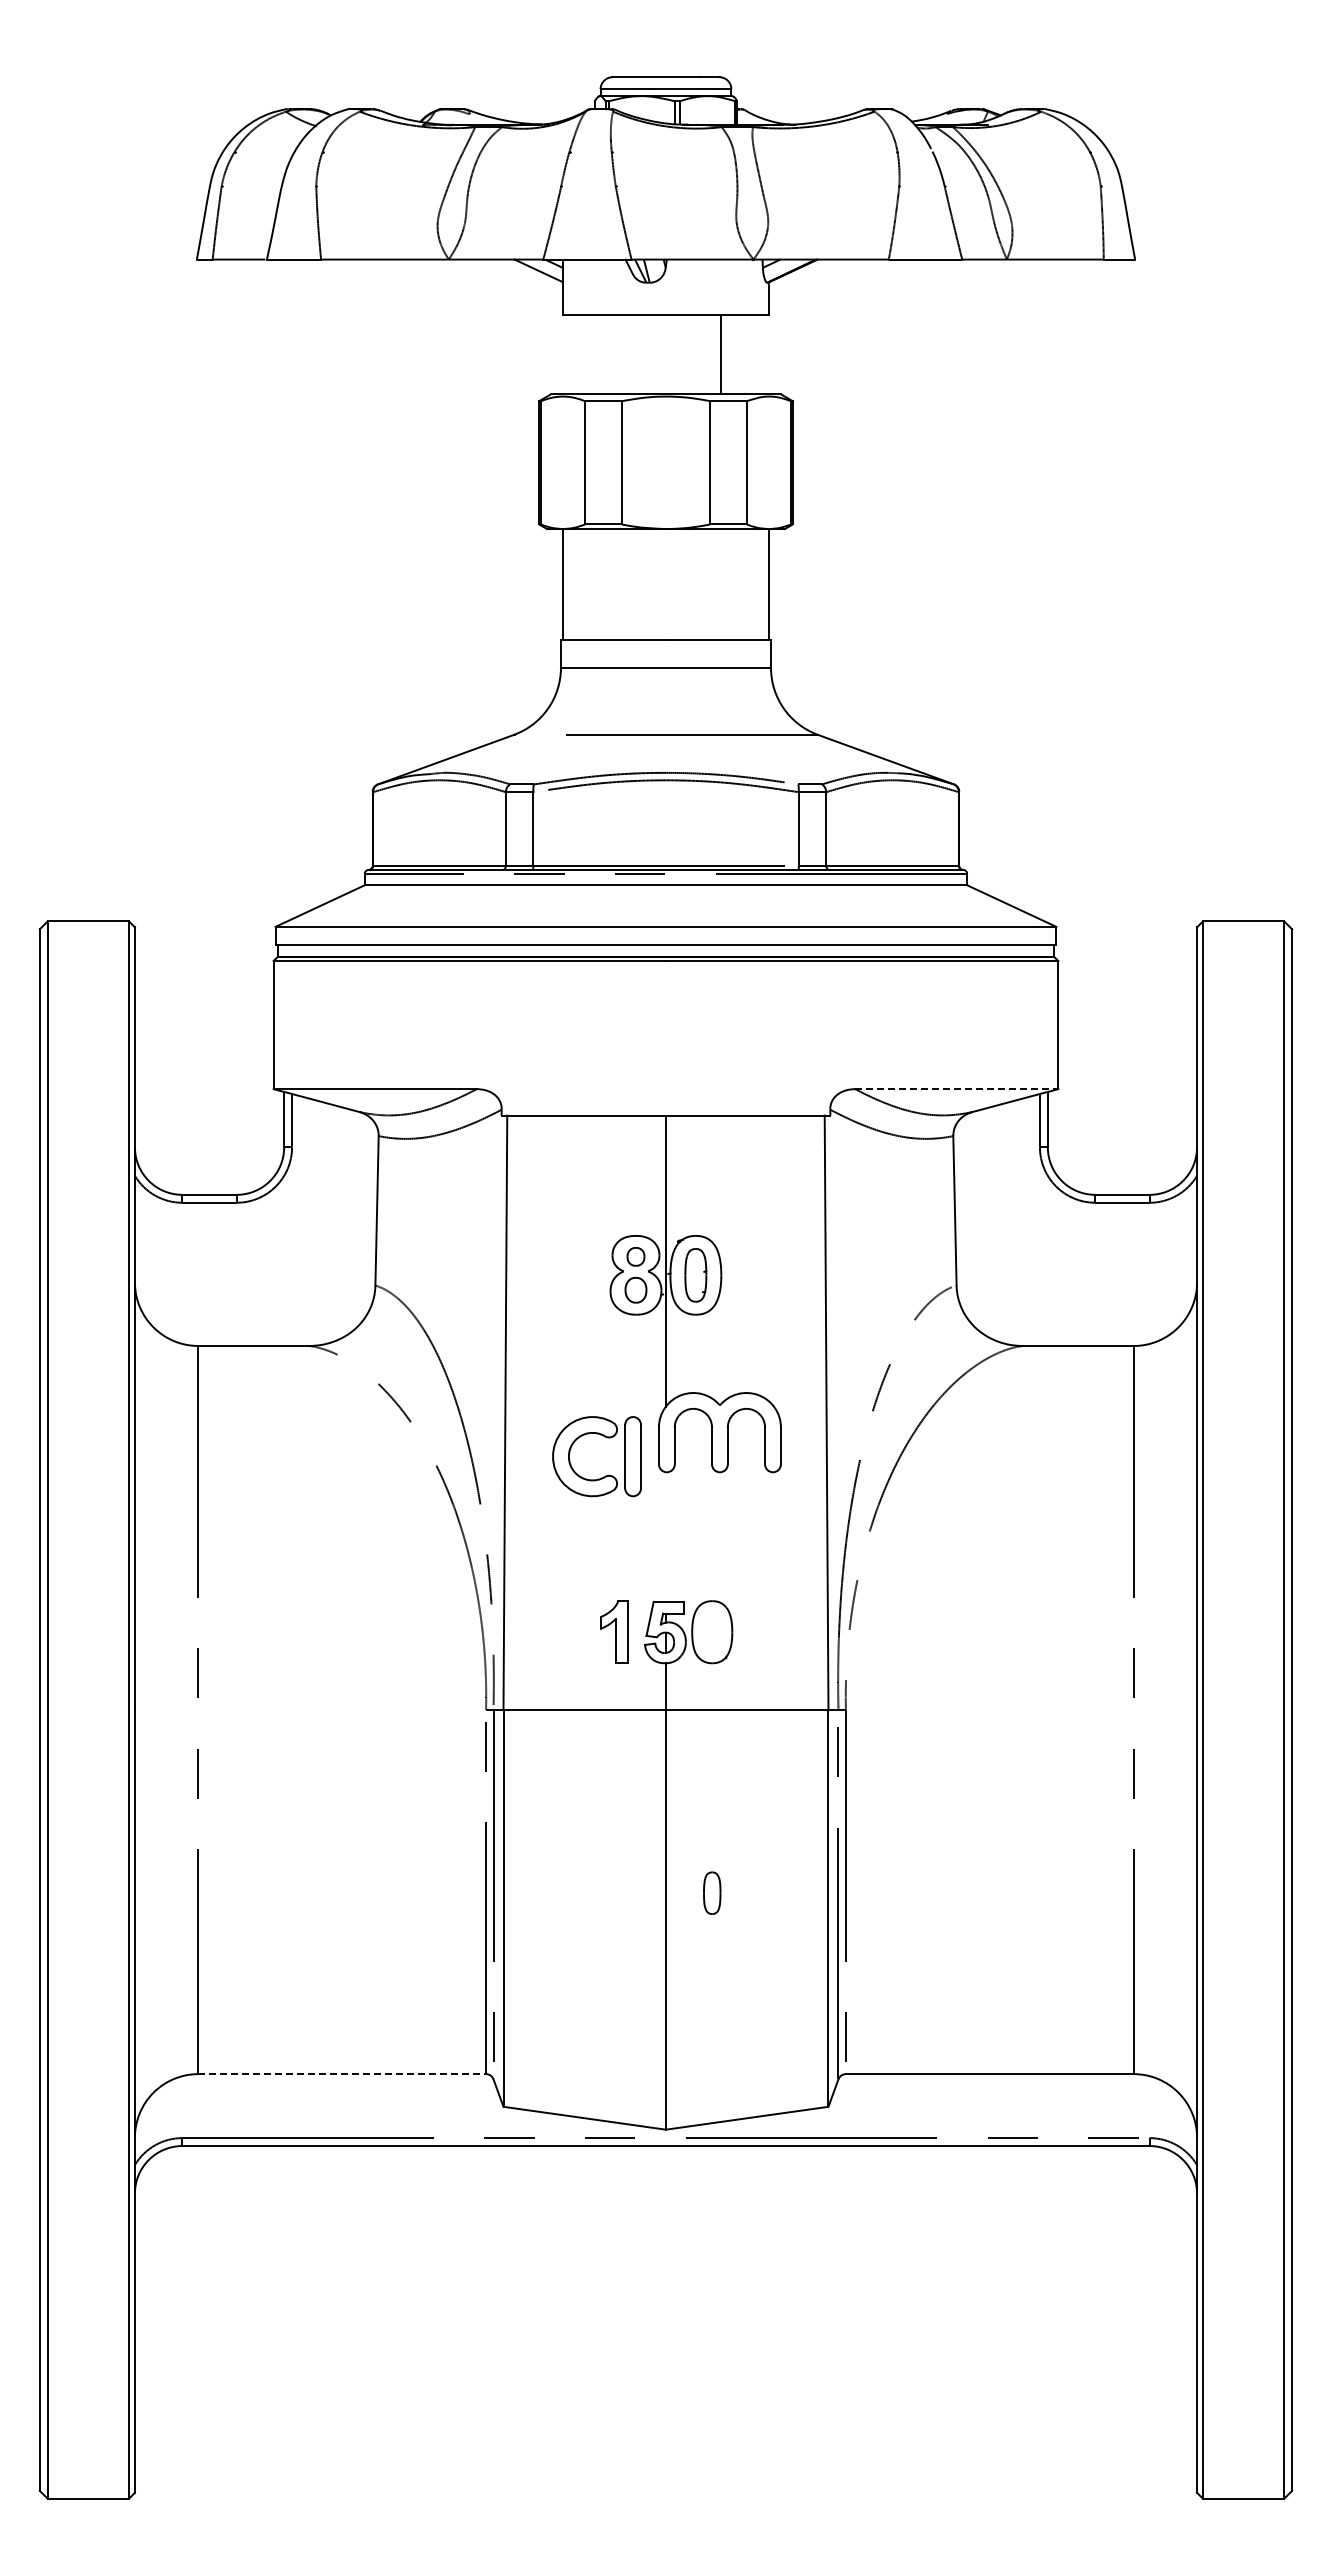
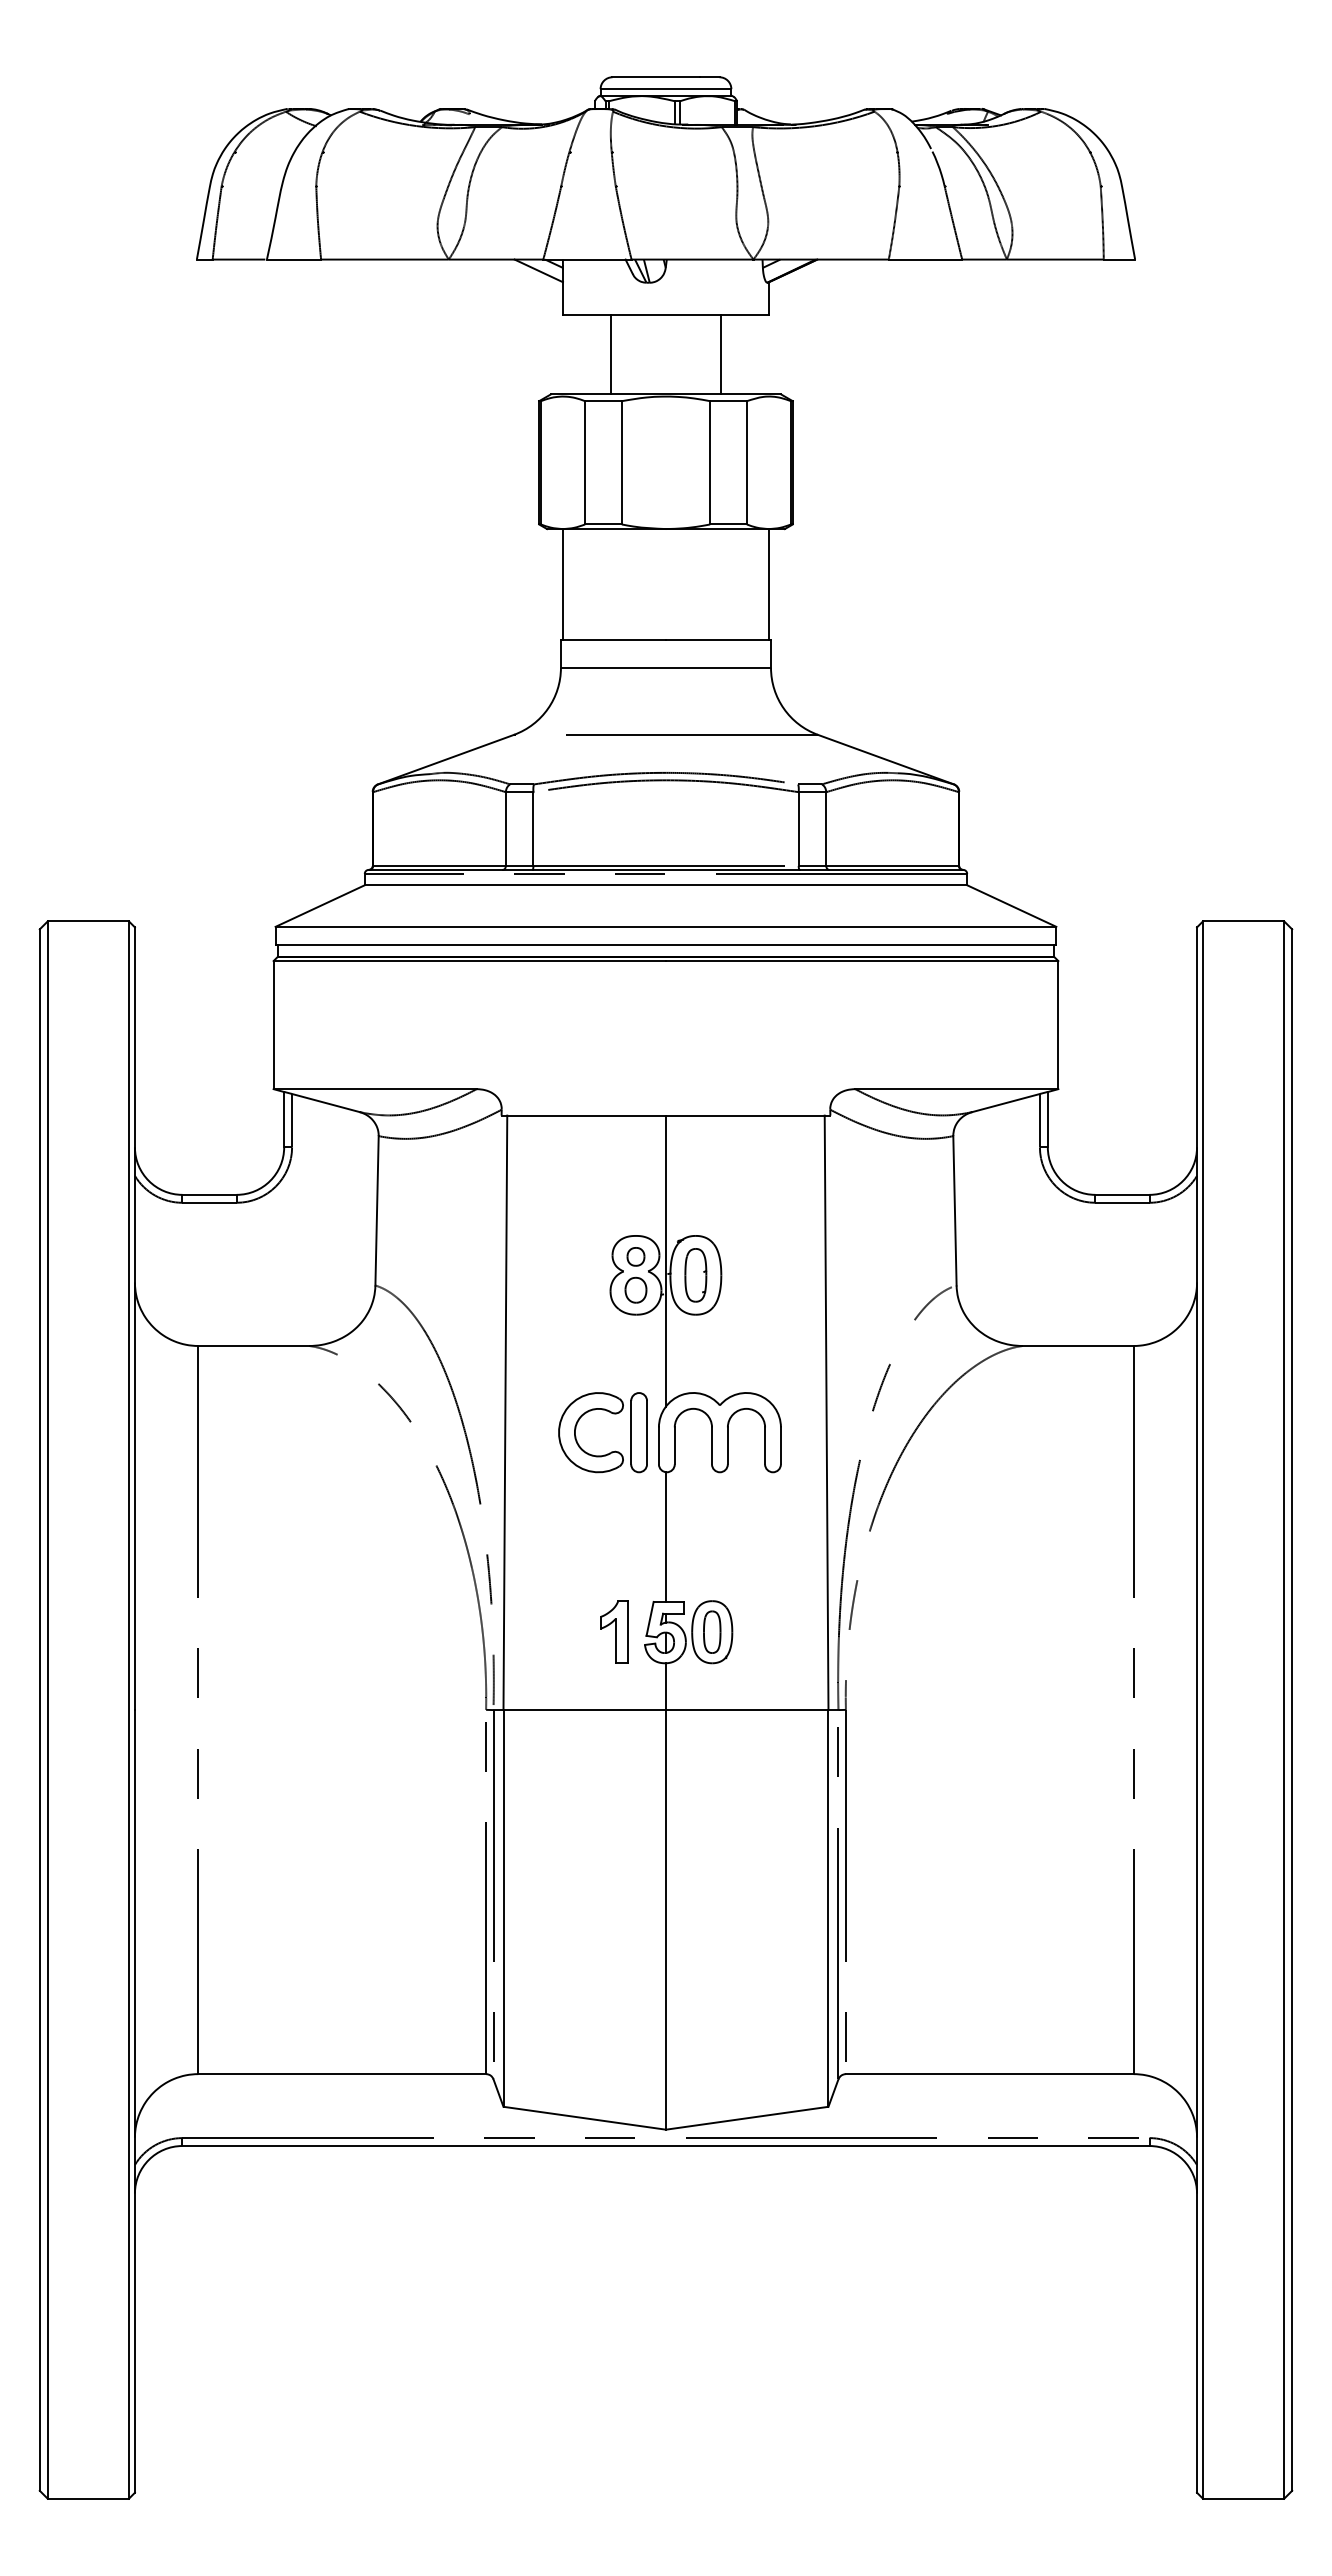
line: none -> present (610, 354)
line: dashed -> solid (956, 1089)
part position: (604, 1437) -> (610, 1413) (610, 1413)
line: none -> present (665, 1536)
part position: (712, 1892) -> (712, 1631) (712, 1631)
line: dashed -> solid (342, 2074)
